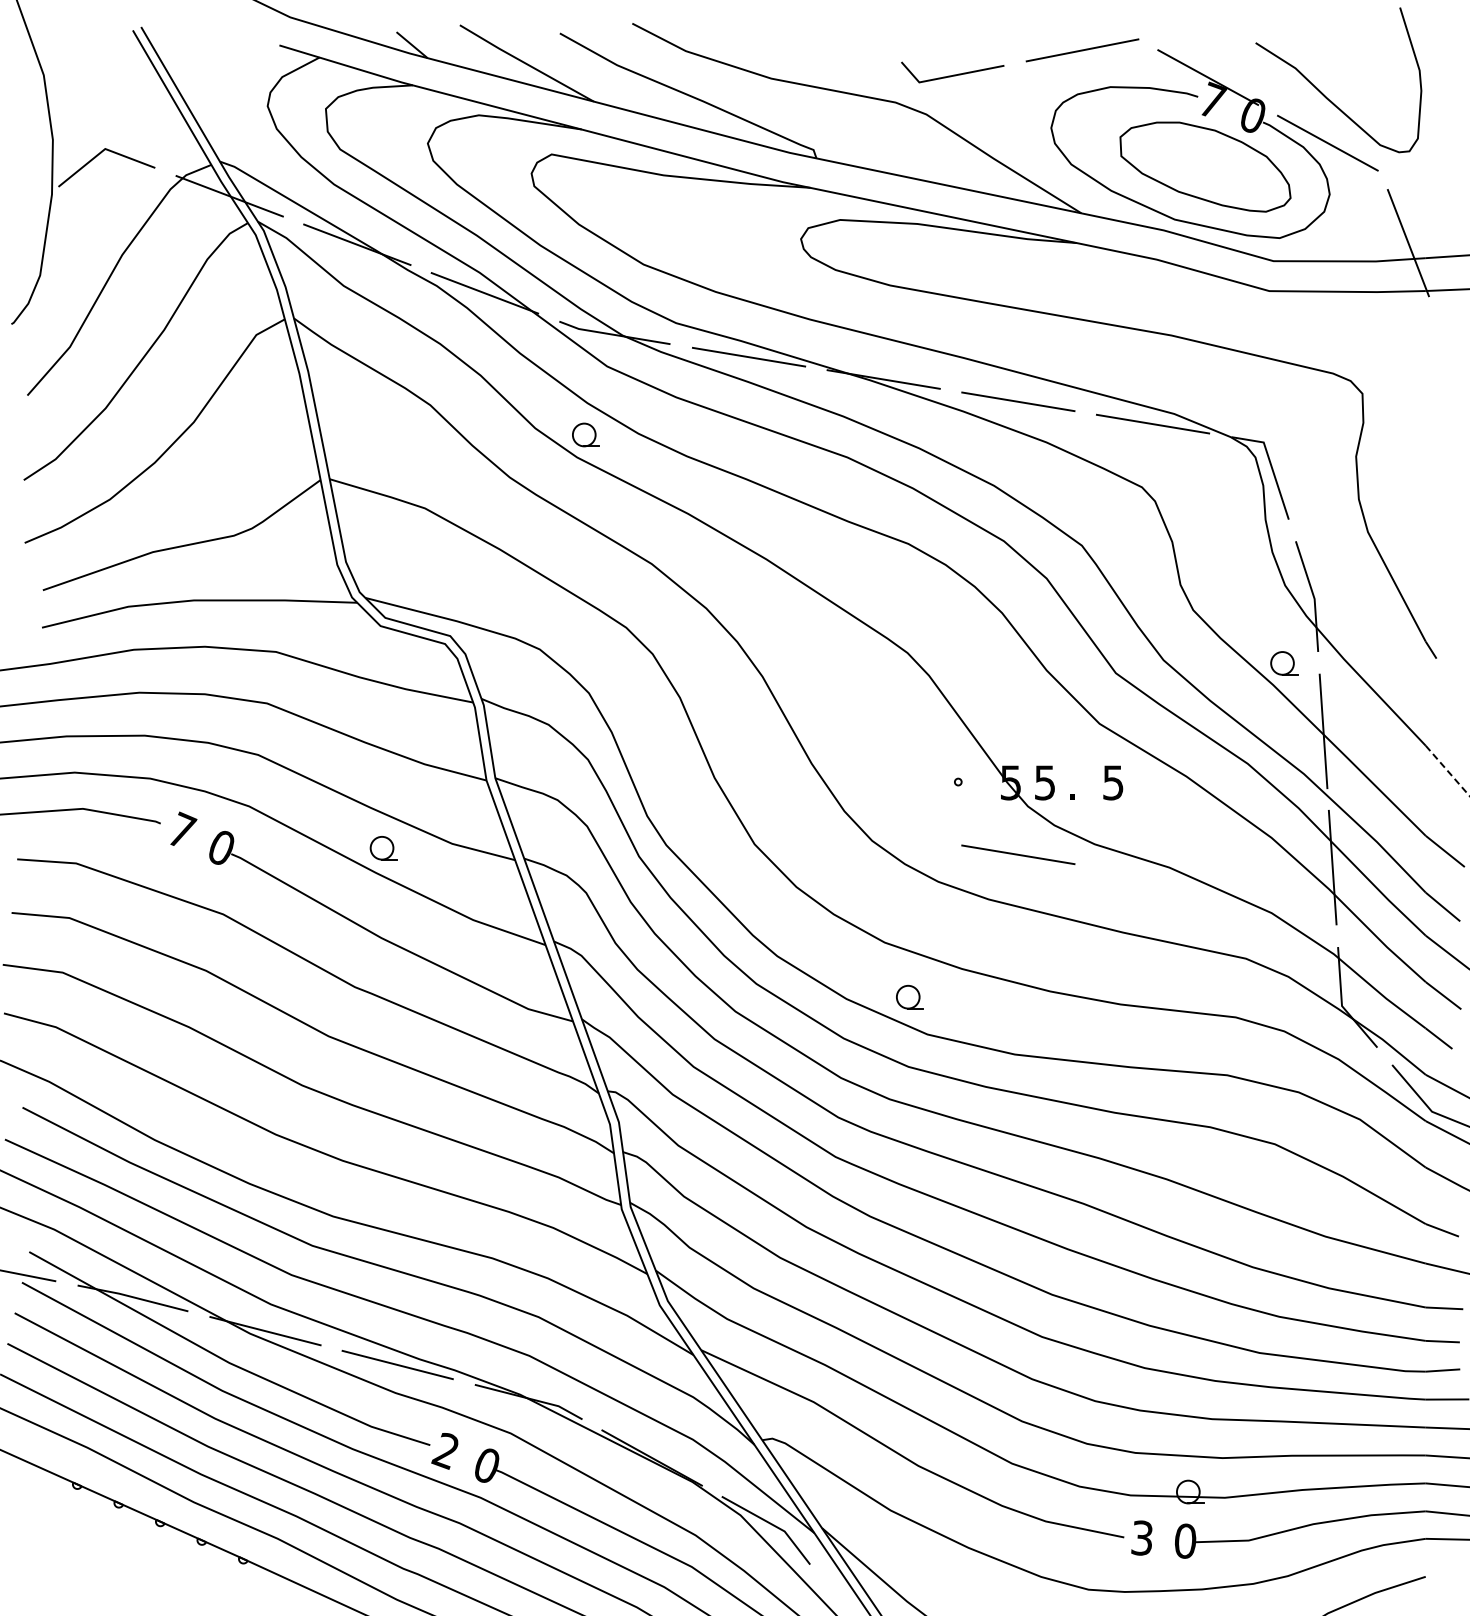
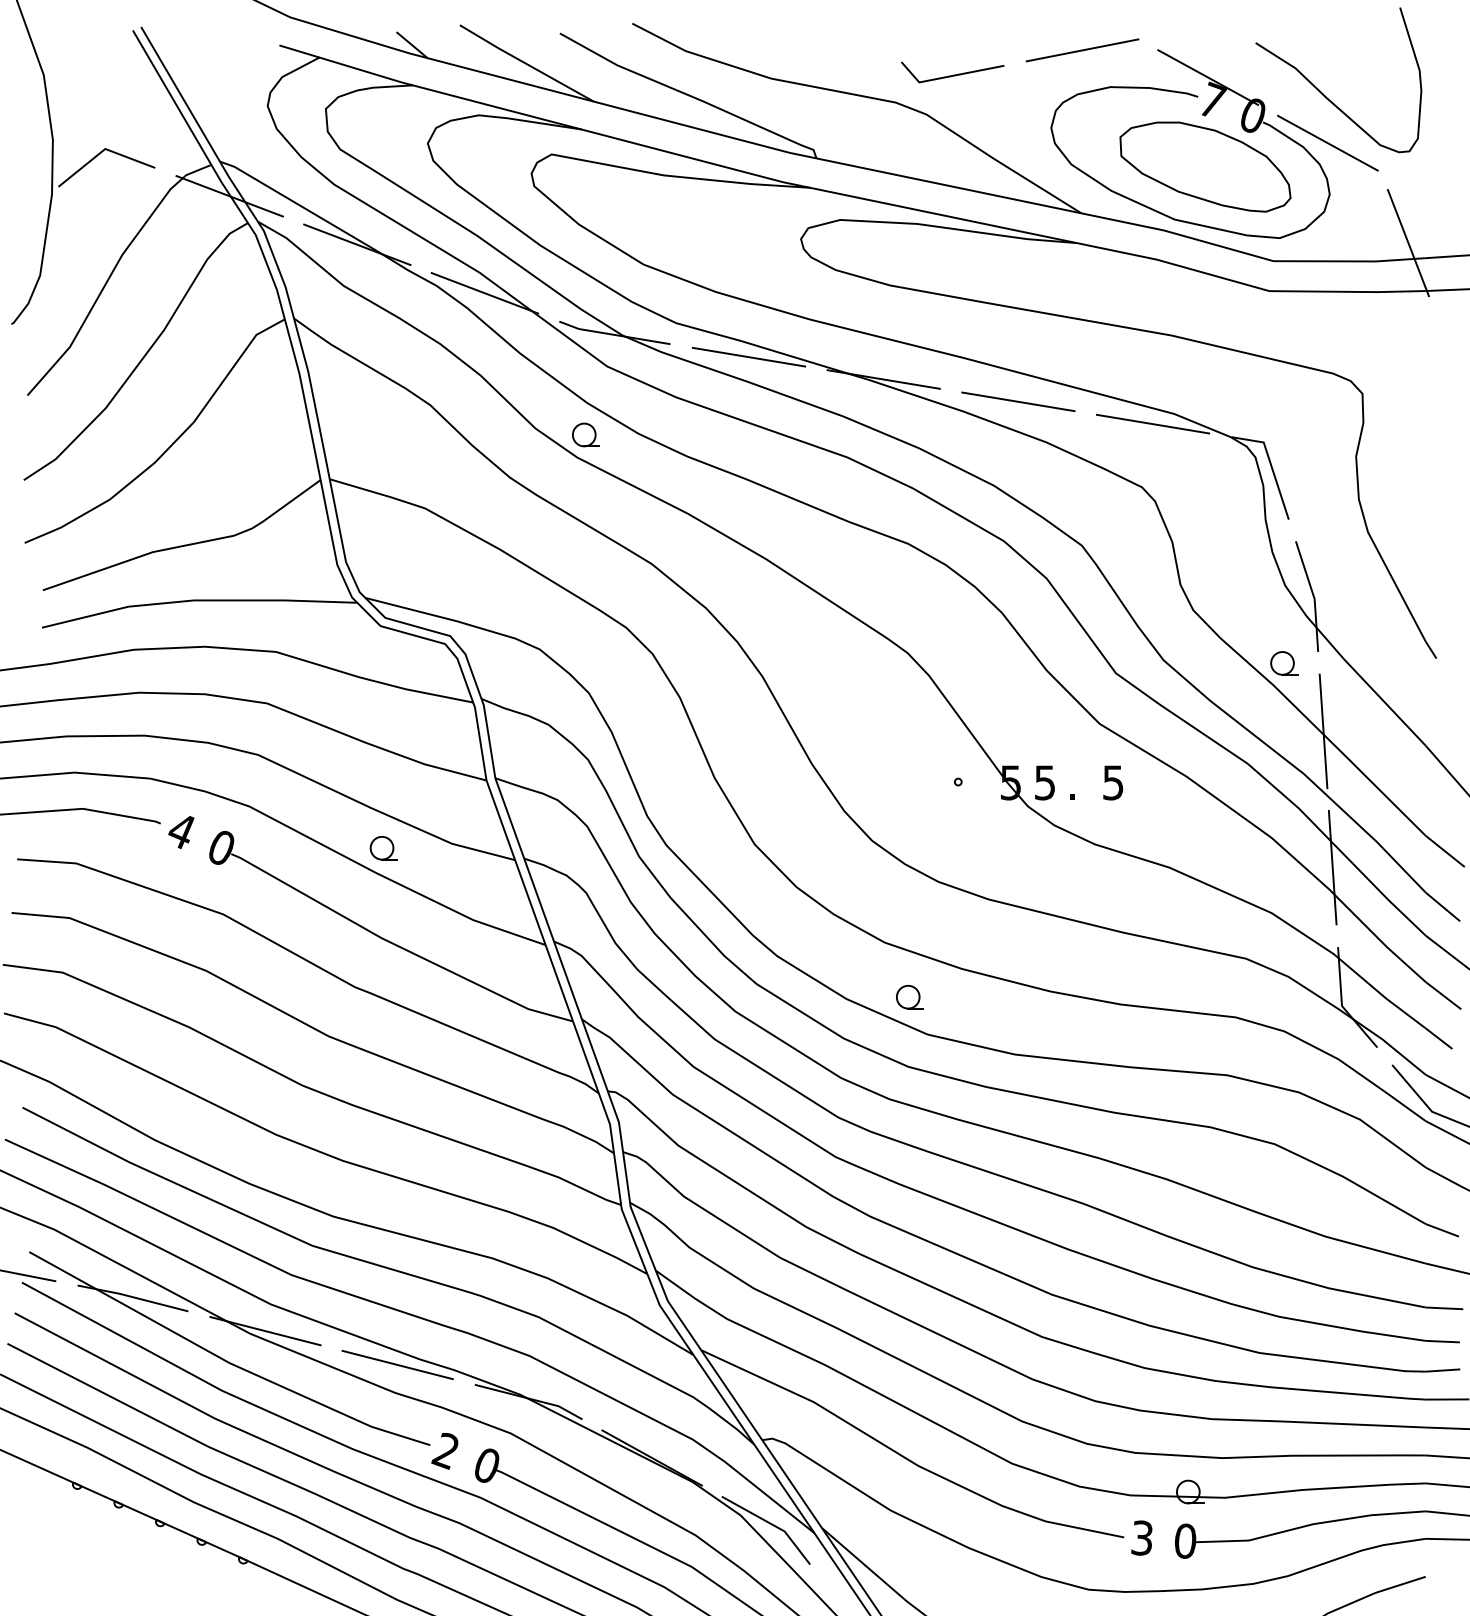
line: dashed -> solid (1447, 771)
text: 7 -> 4 (182, 830)
line: present -> none (1018, 854)
